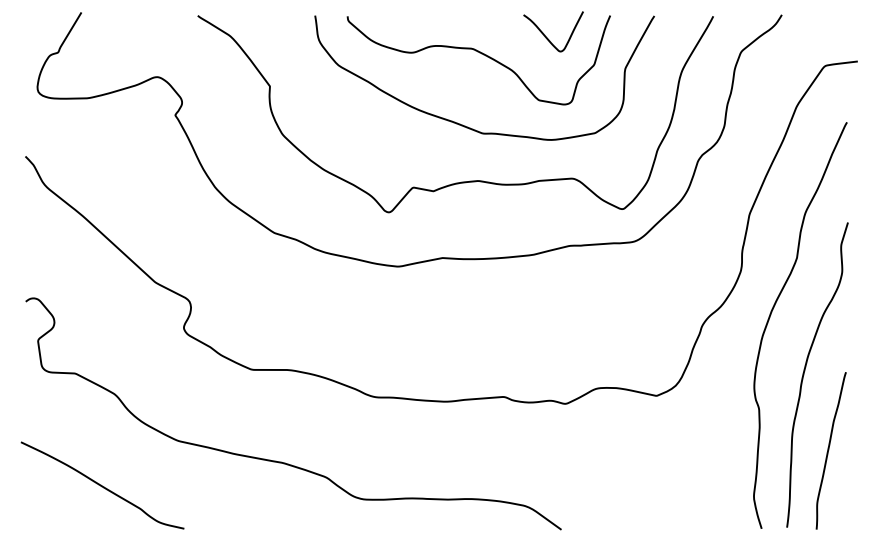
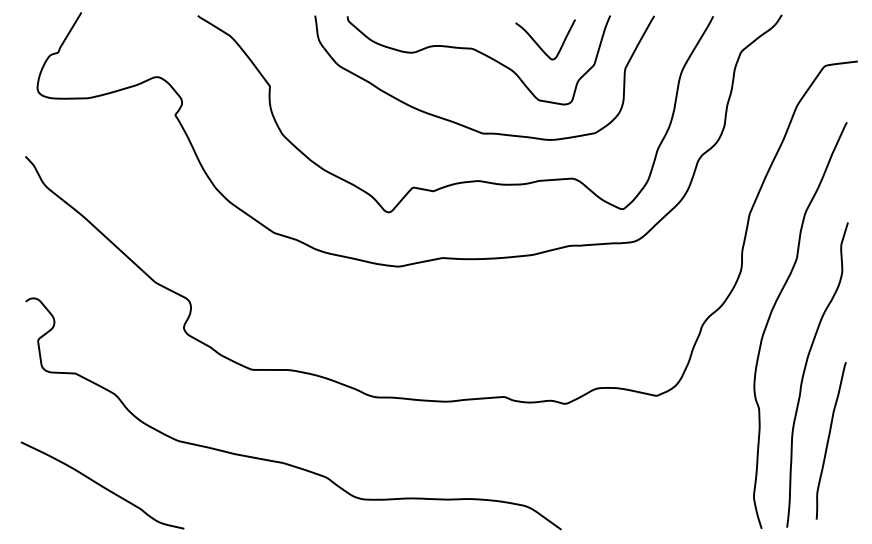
curve position: (547, 37) -> (539, 45) (539, 45)
curve position: (829, 450) -> (829, 440) (829, 440)
